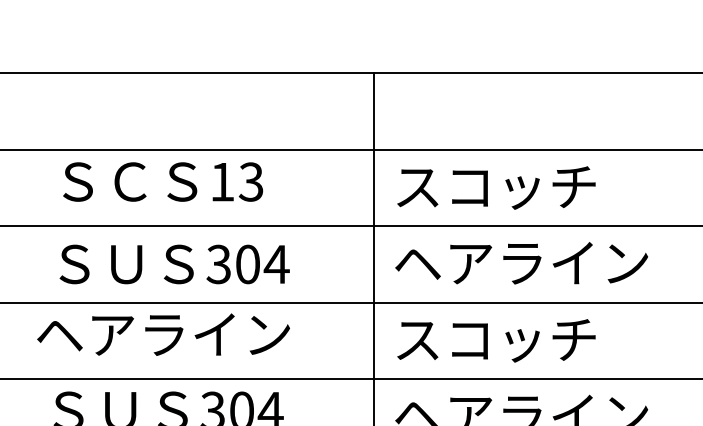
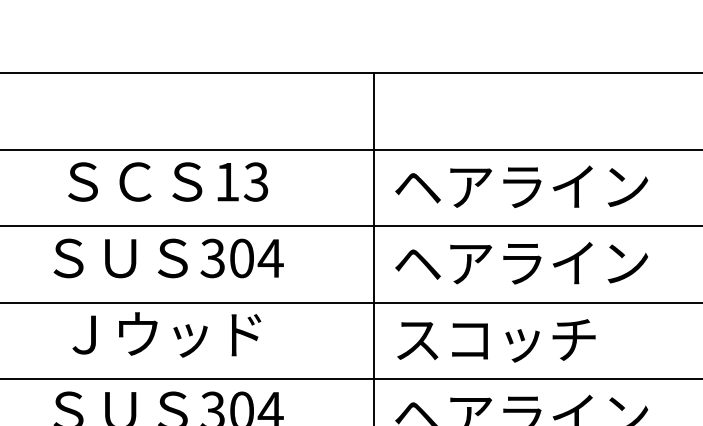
text position: (163, 181) -> (168, 181) (168, 181)
text: スコッチ -> ヘアライン (521, 187)
text position: (174, 264) -> (168, 258) (168, 258)
text: ヘアライン -> Ｊウッド (163, 334)
